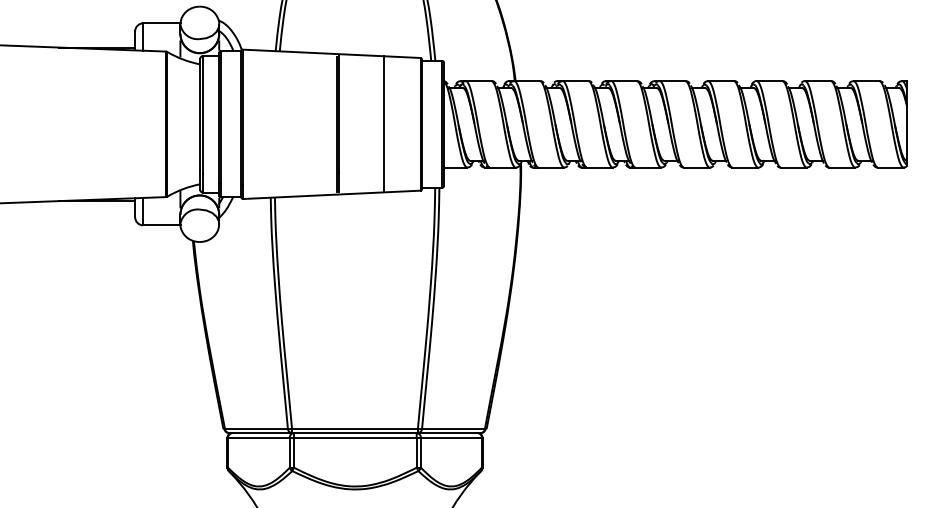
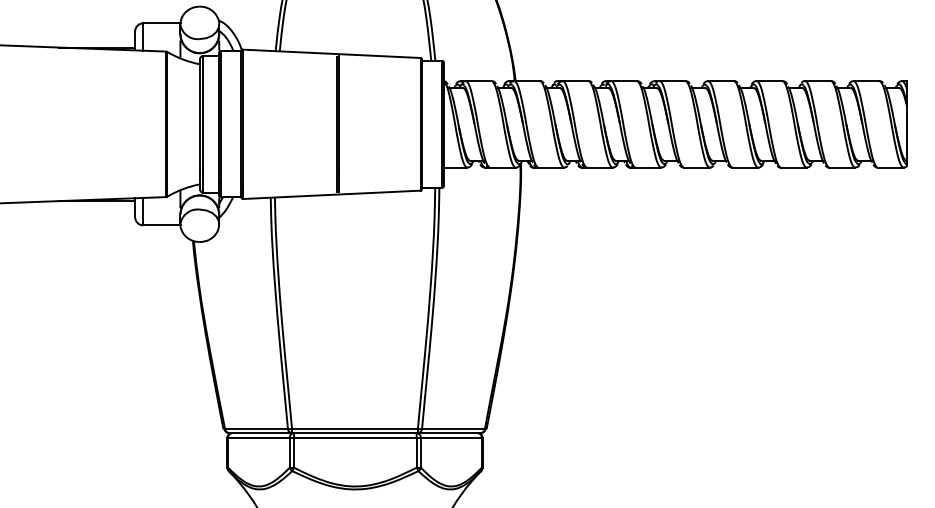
line: present -> none (384, 124)
